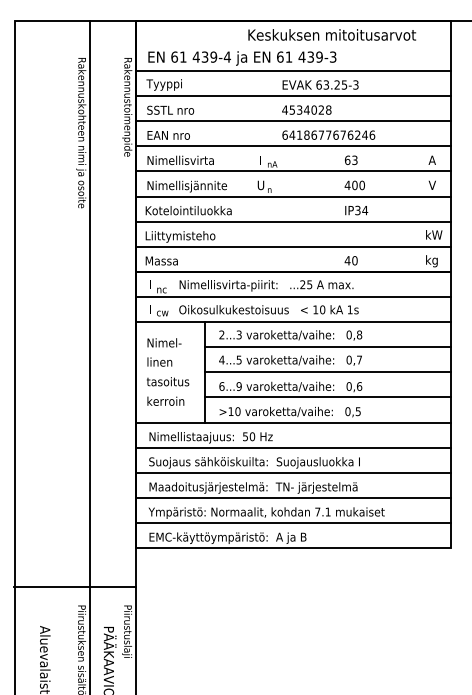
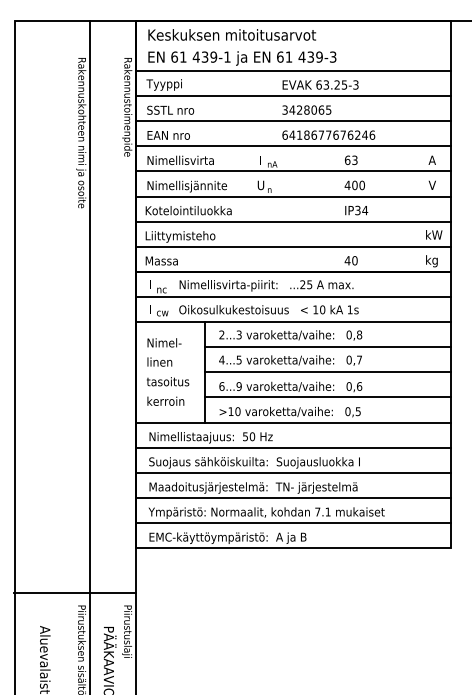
text position: (332, 34) -> (232, 34) (232, 34)
text: 439-4 -> 439-1 (226, 56)
text: 4534028 -> 3428065 (306, 109)
line position: (74, 587) -> (74, 593) (74, 593)
